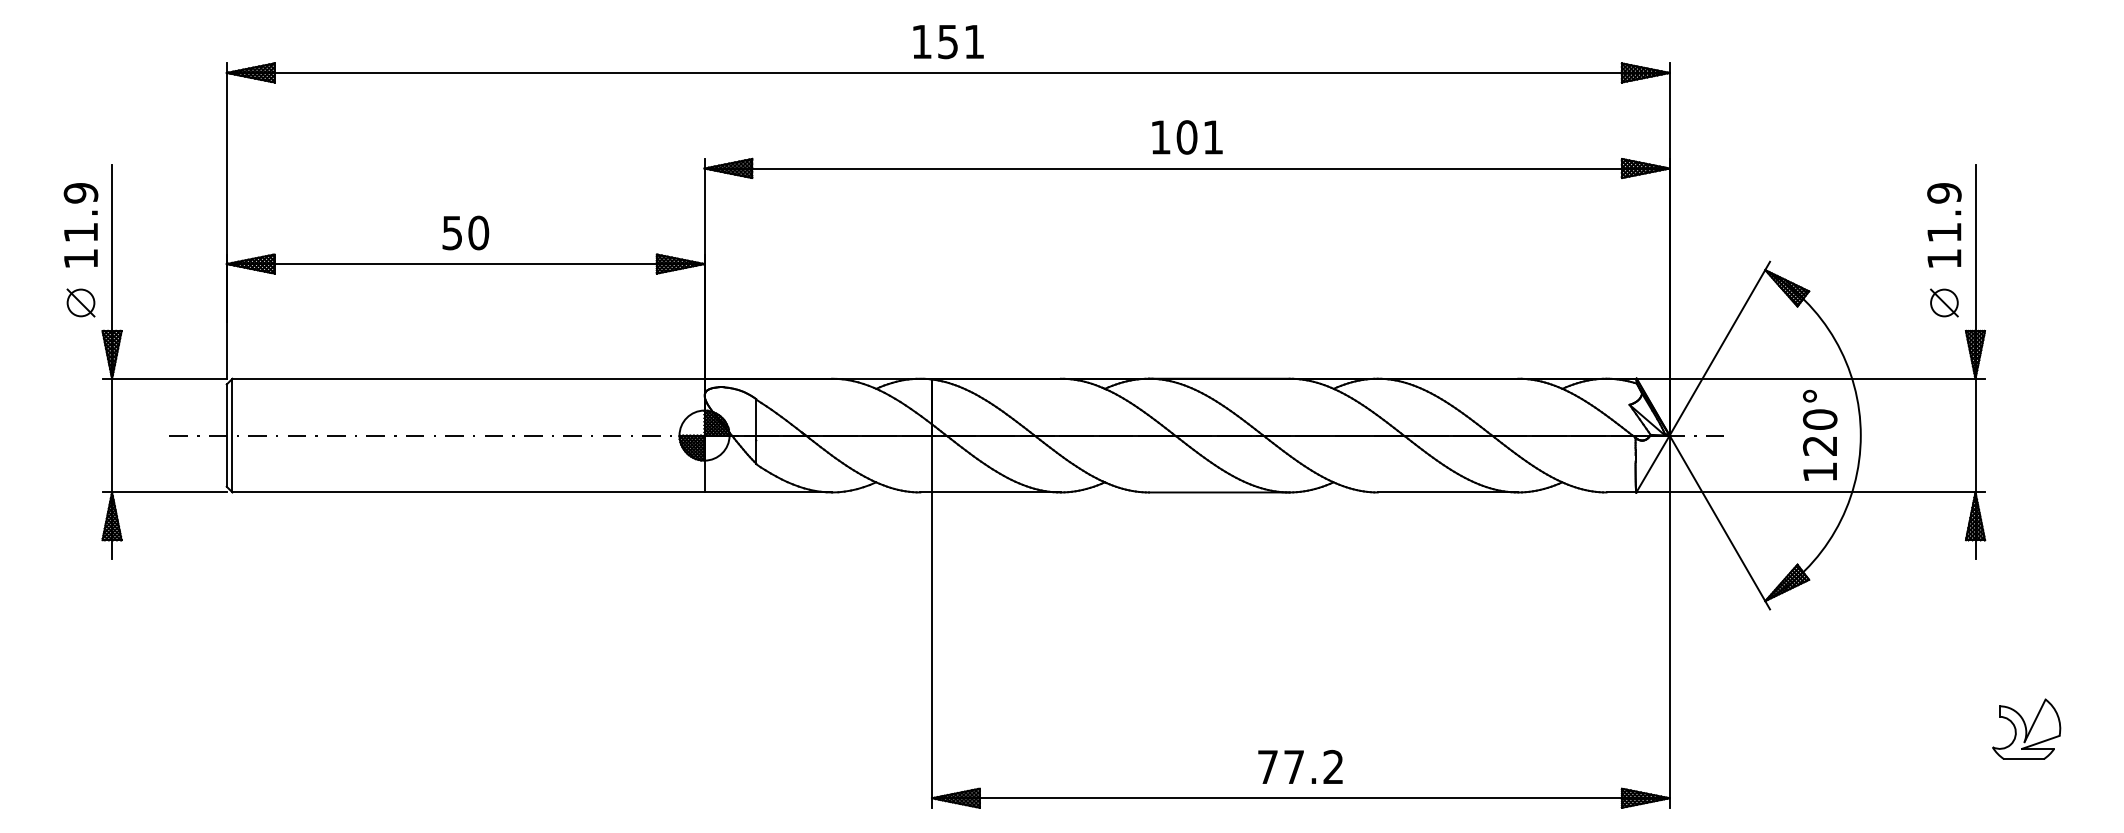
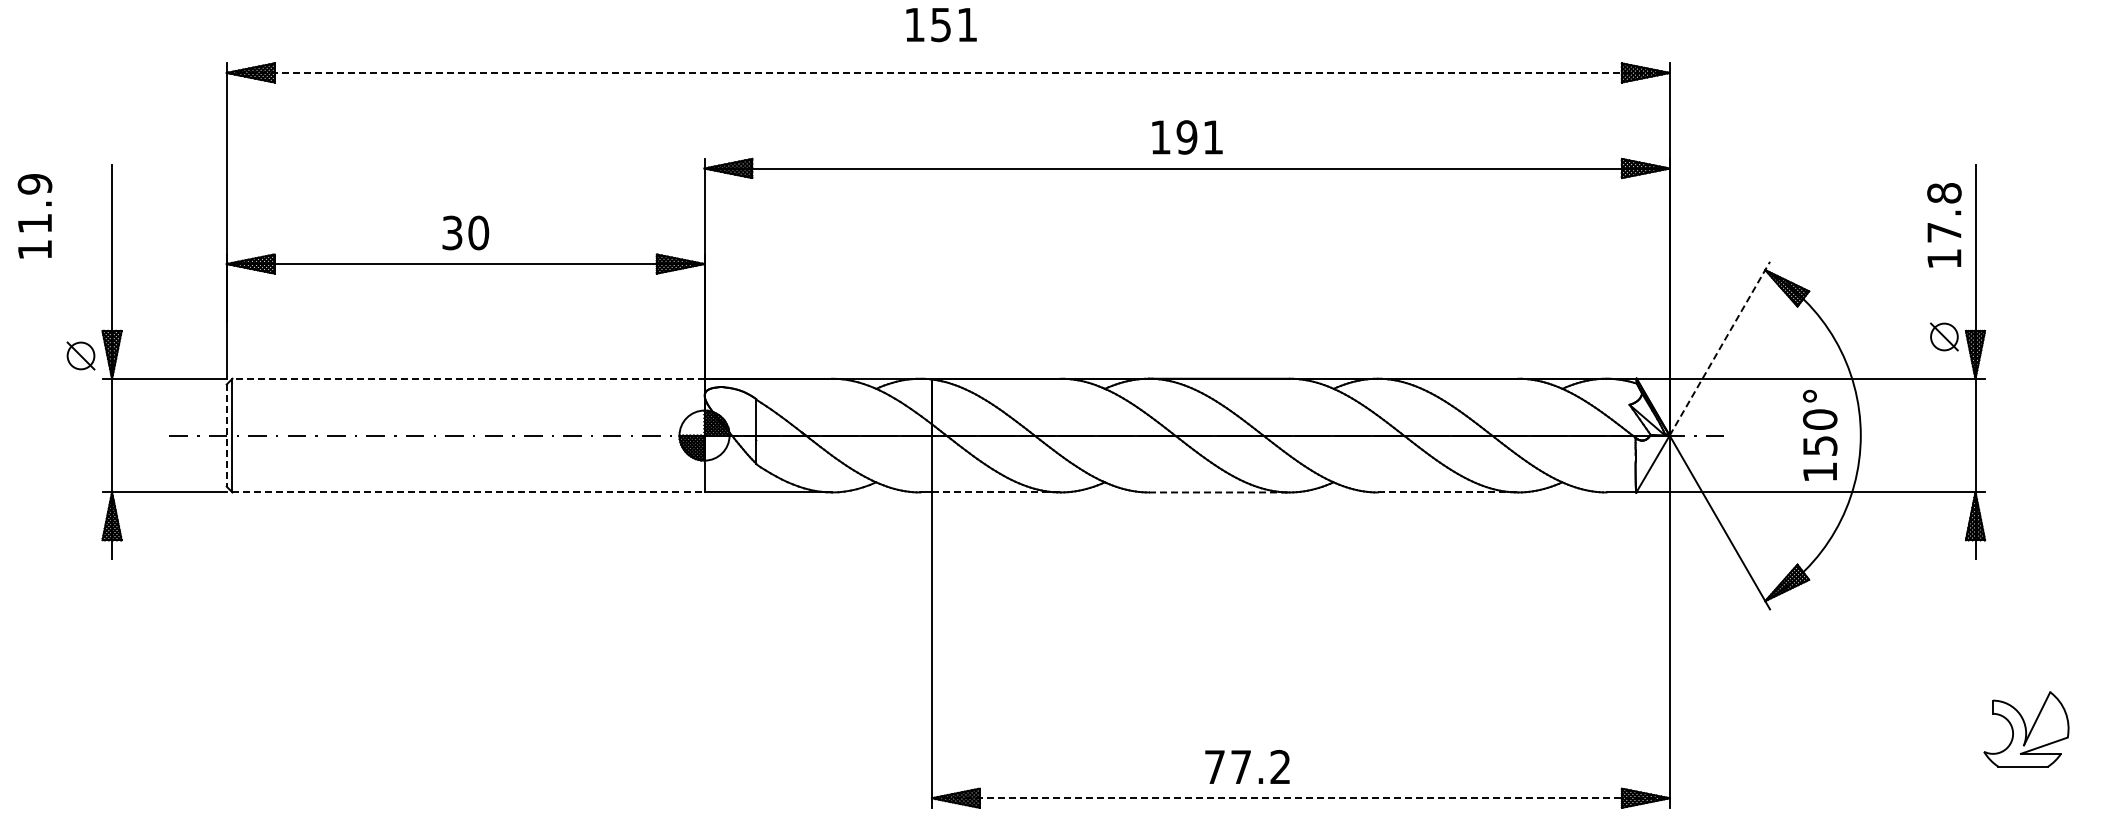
text position: (948, 42) -> (941, 25) (941, 25)
line: solid -> dashed (948, 72)
text: 101 -> 191 (1186, 137)
text: 11.9 -> 17.8 (1944, 212)
text position: (80, 225) -> (34, 216) (34, 216)
text: 50 -> 30 (452, 232)
part position: (80, 302) -> (80, 355) (80, 355)
part position: (1944, 302) -> (1944, 336) (1944, 336)
line: solid -> dashed (1720, 348)
line: solid -> dashed (468, 378)
line: solid -> dashed (226, 436)
text: 120° -> 150° (1820, 445)
line: solid -> dashed (469, 492)
line: solid -> dashed (996, 492)
line: solid -> dashed (1219, 492)
line: solid -> dashed (1448, 492)
part size: 70x62 px -> 87x77 px (2026, 729)
text position: (1300, 766) -> (1247, 766) (1247, 766)
line: solid -> dashed (1300, 798)
